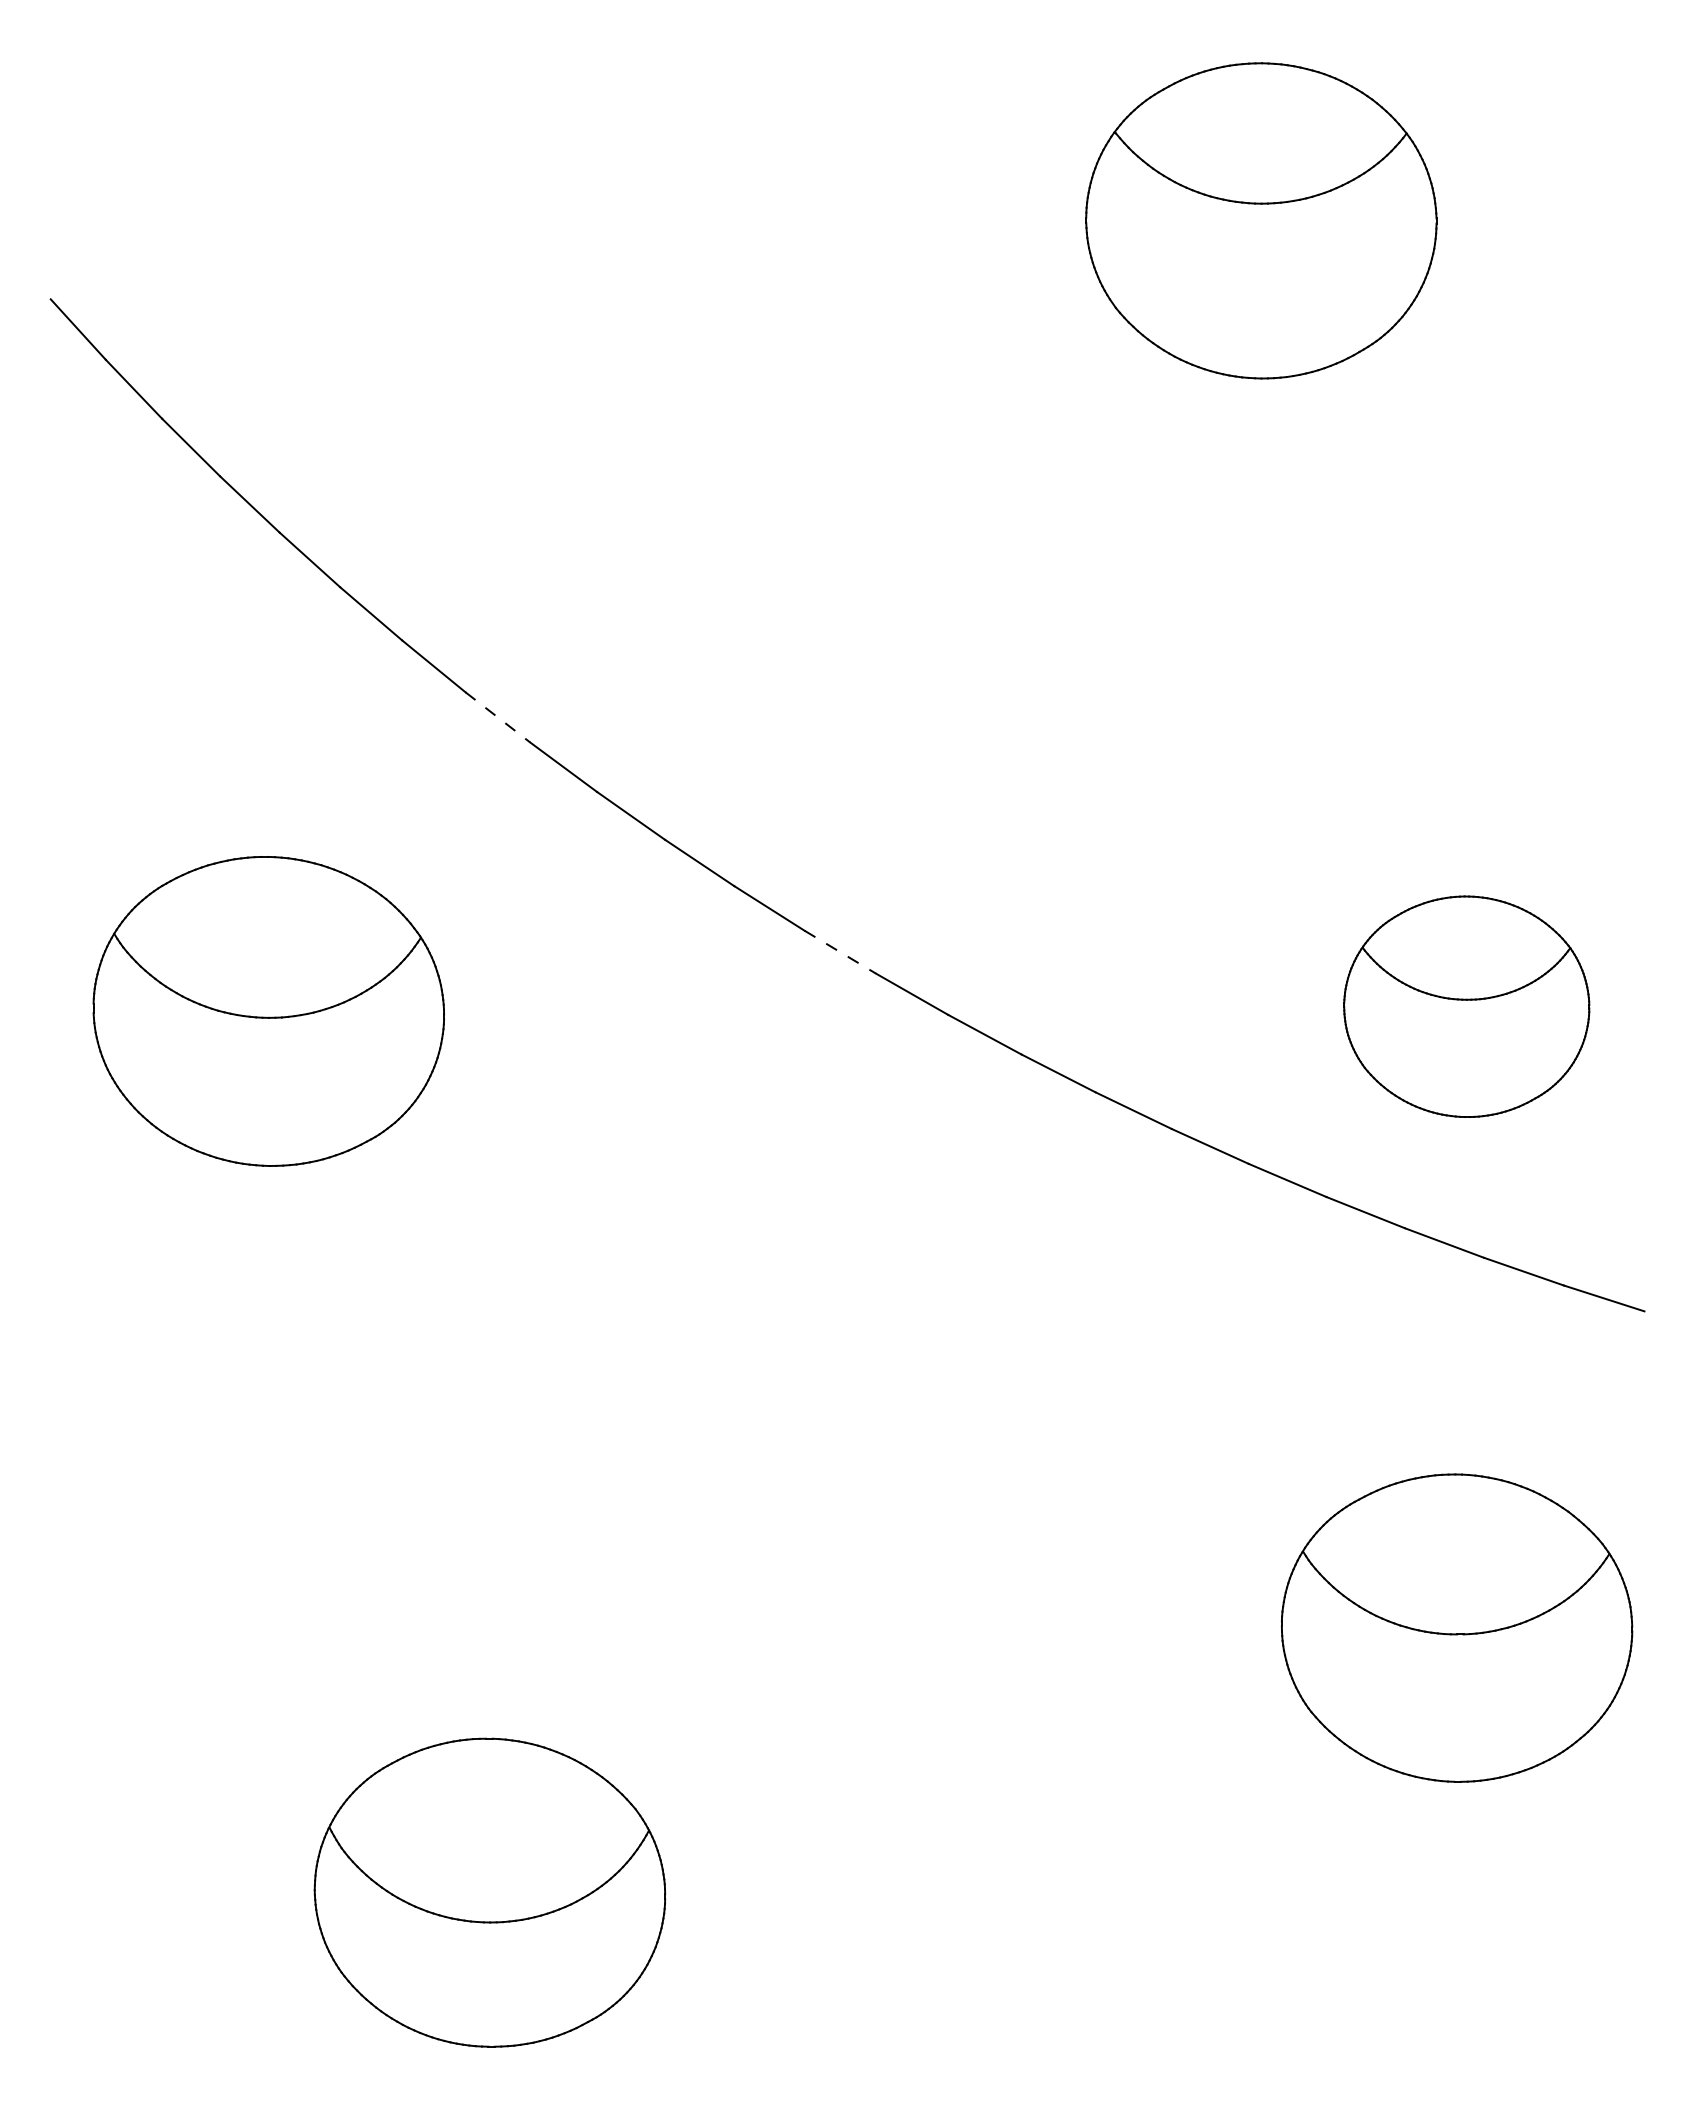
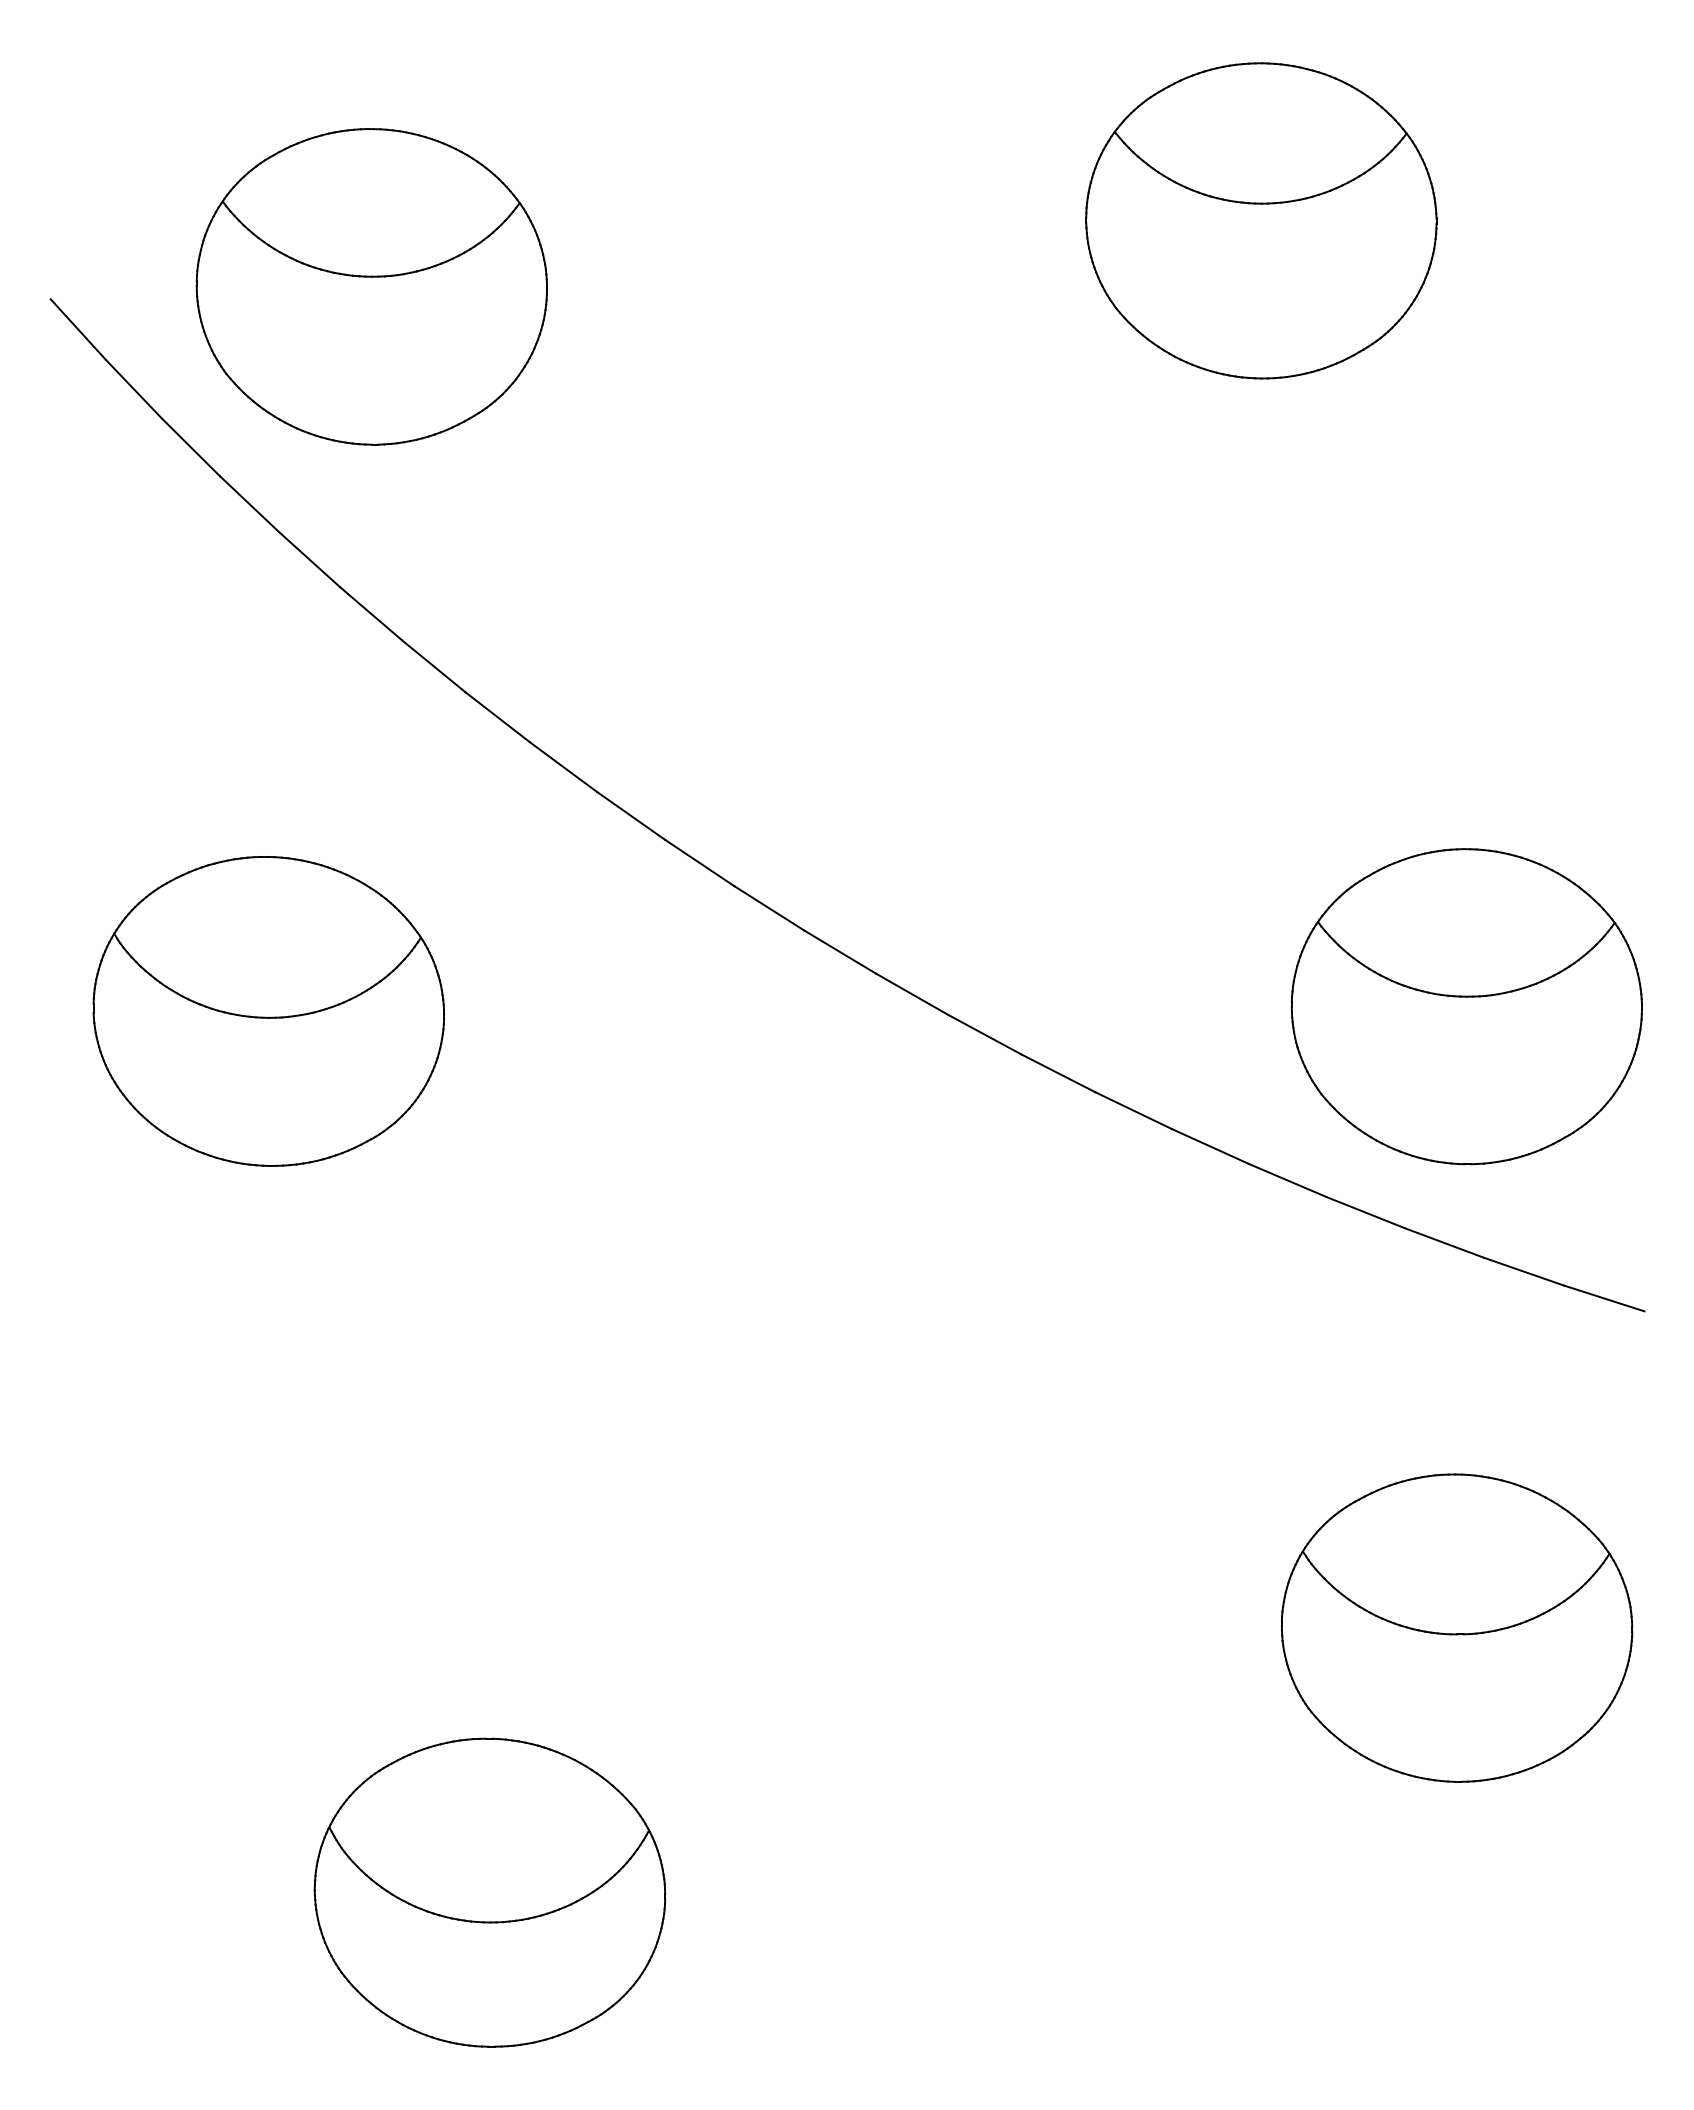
part: none -> present (371, 286)
line: dashed -> solid (497, 717)
line: dashed -> solid (840, 952)
part size: 248x223 px -> 353x318 px (1466, 1006)
